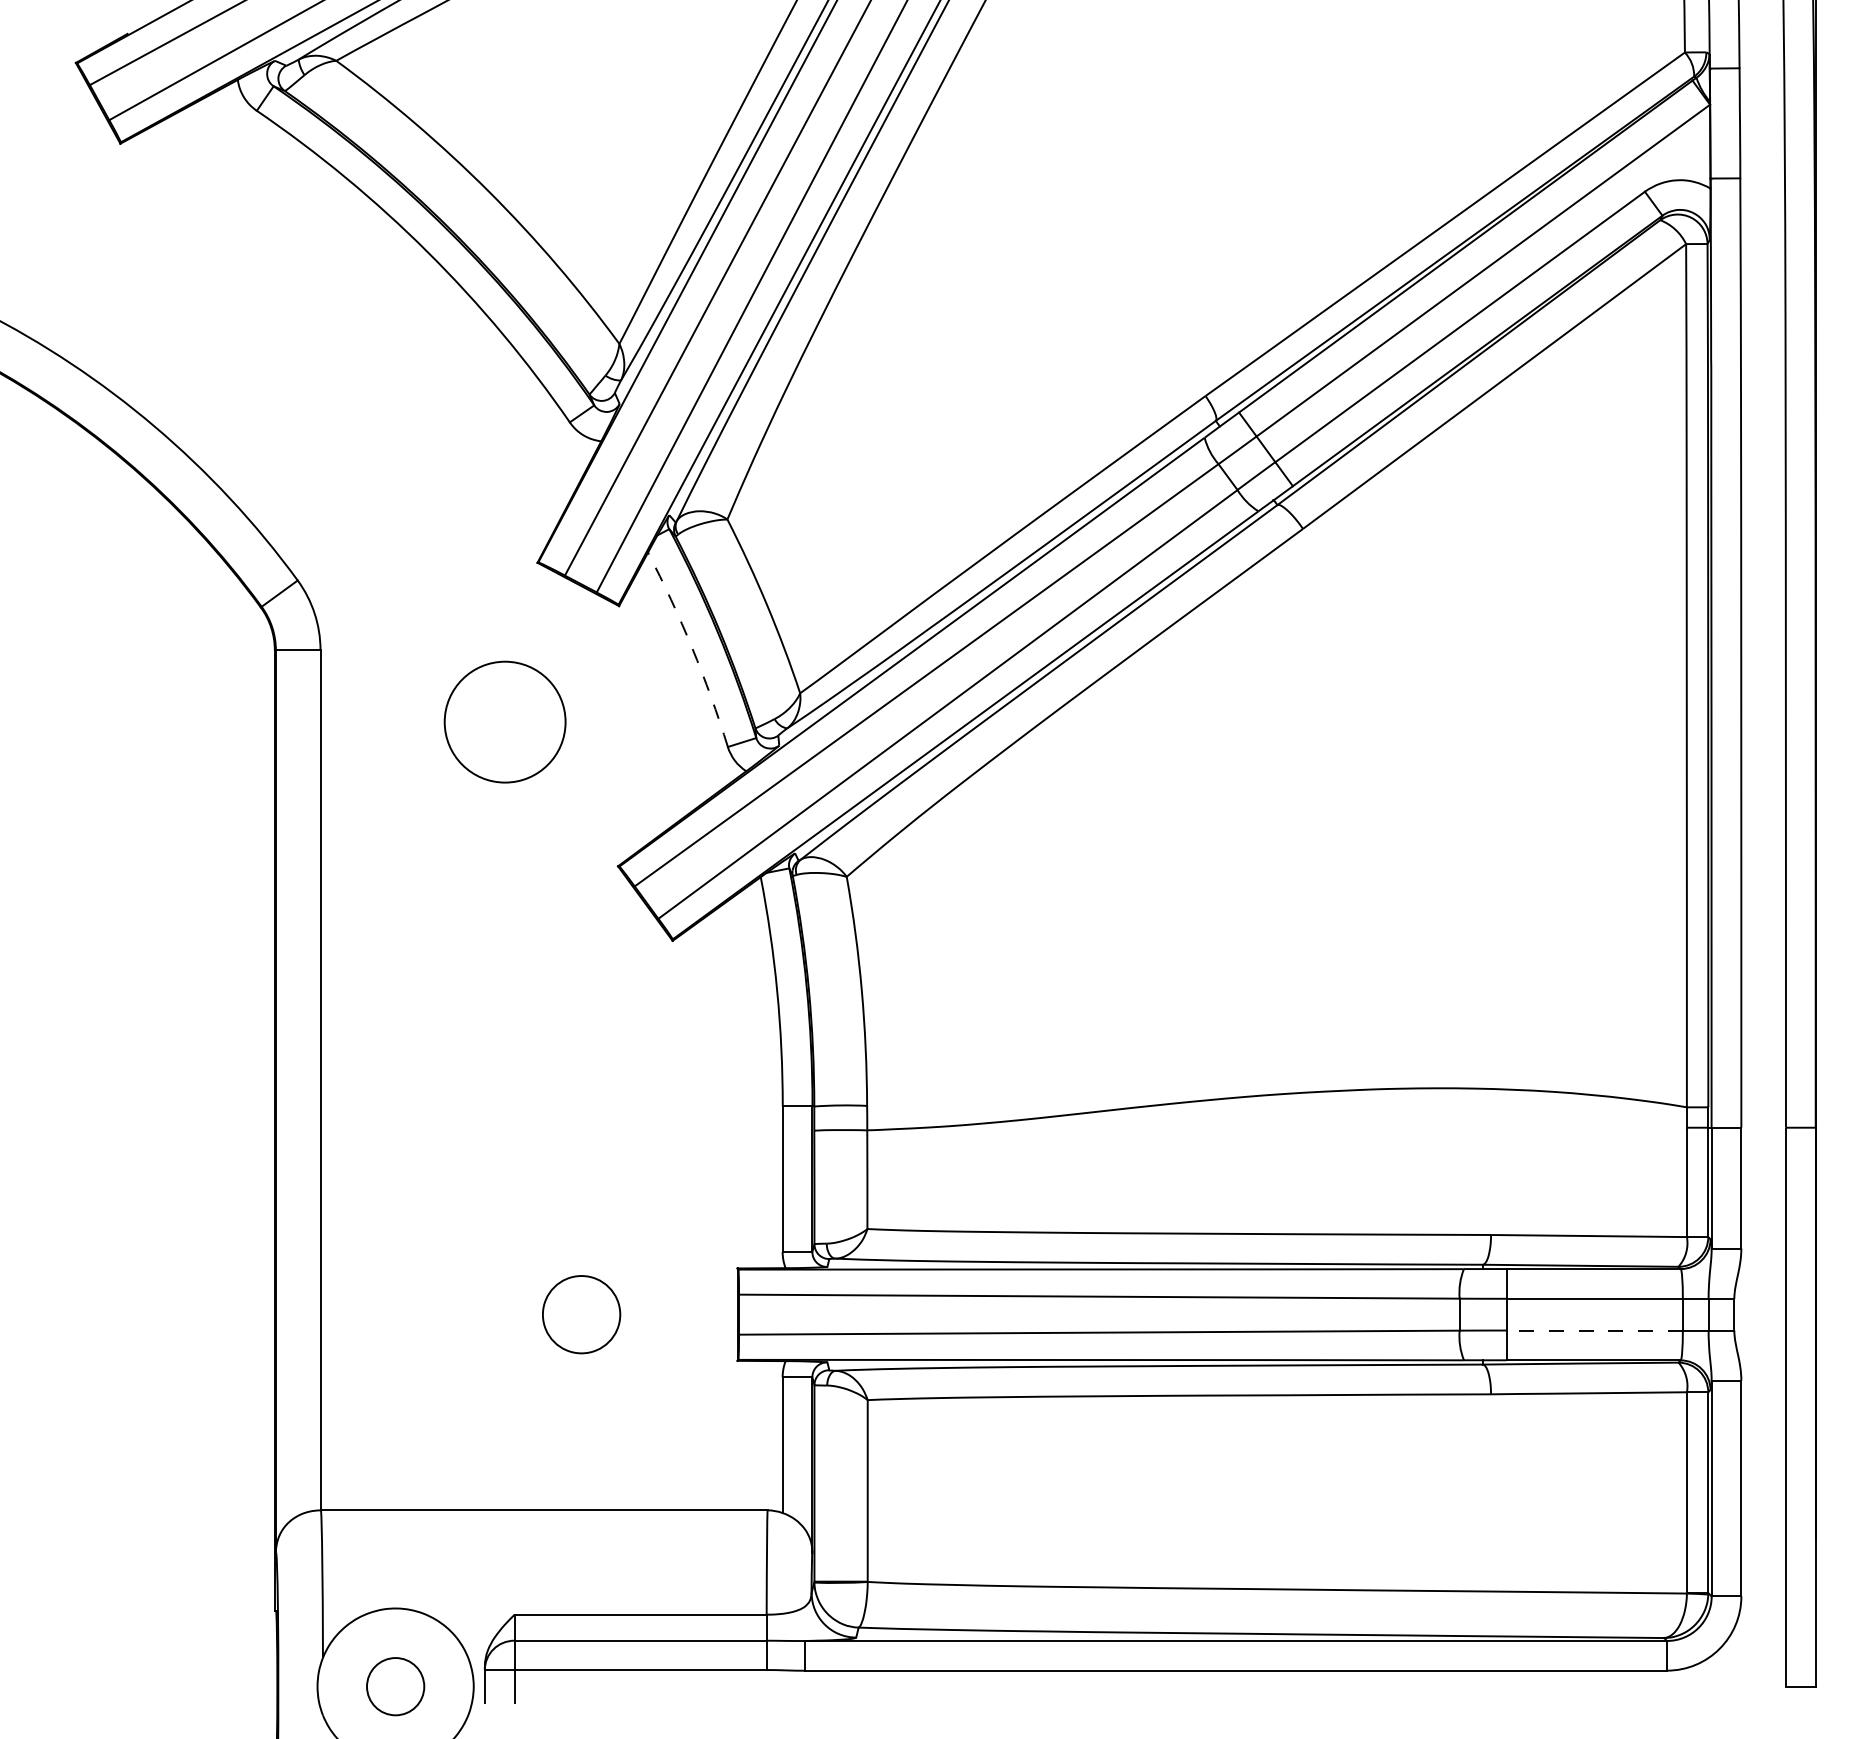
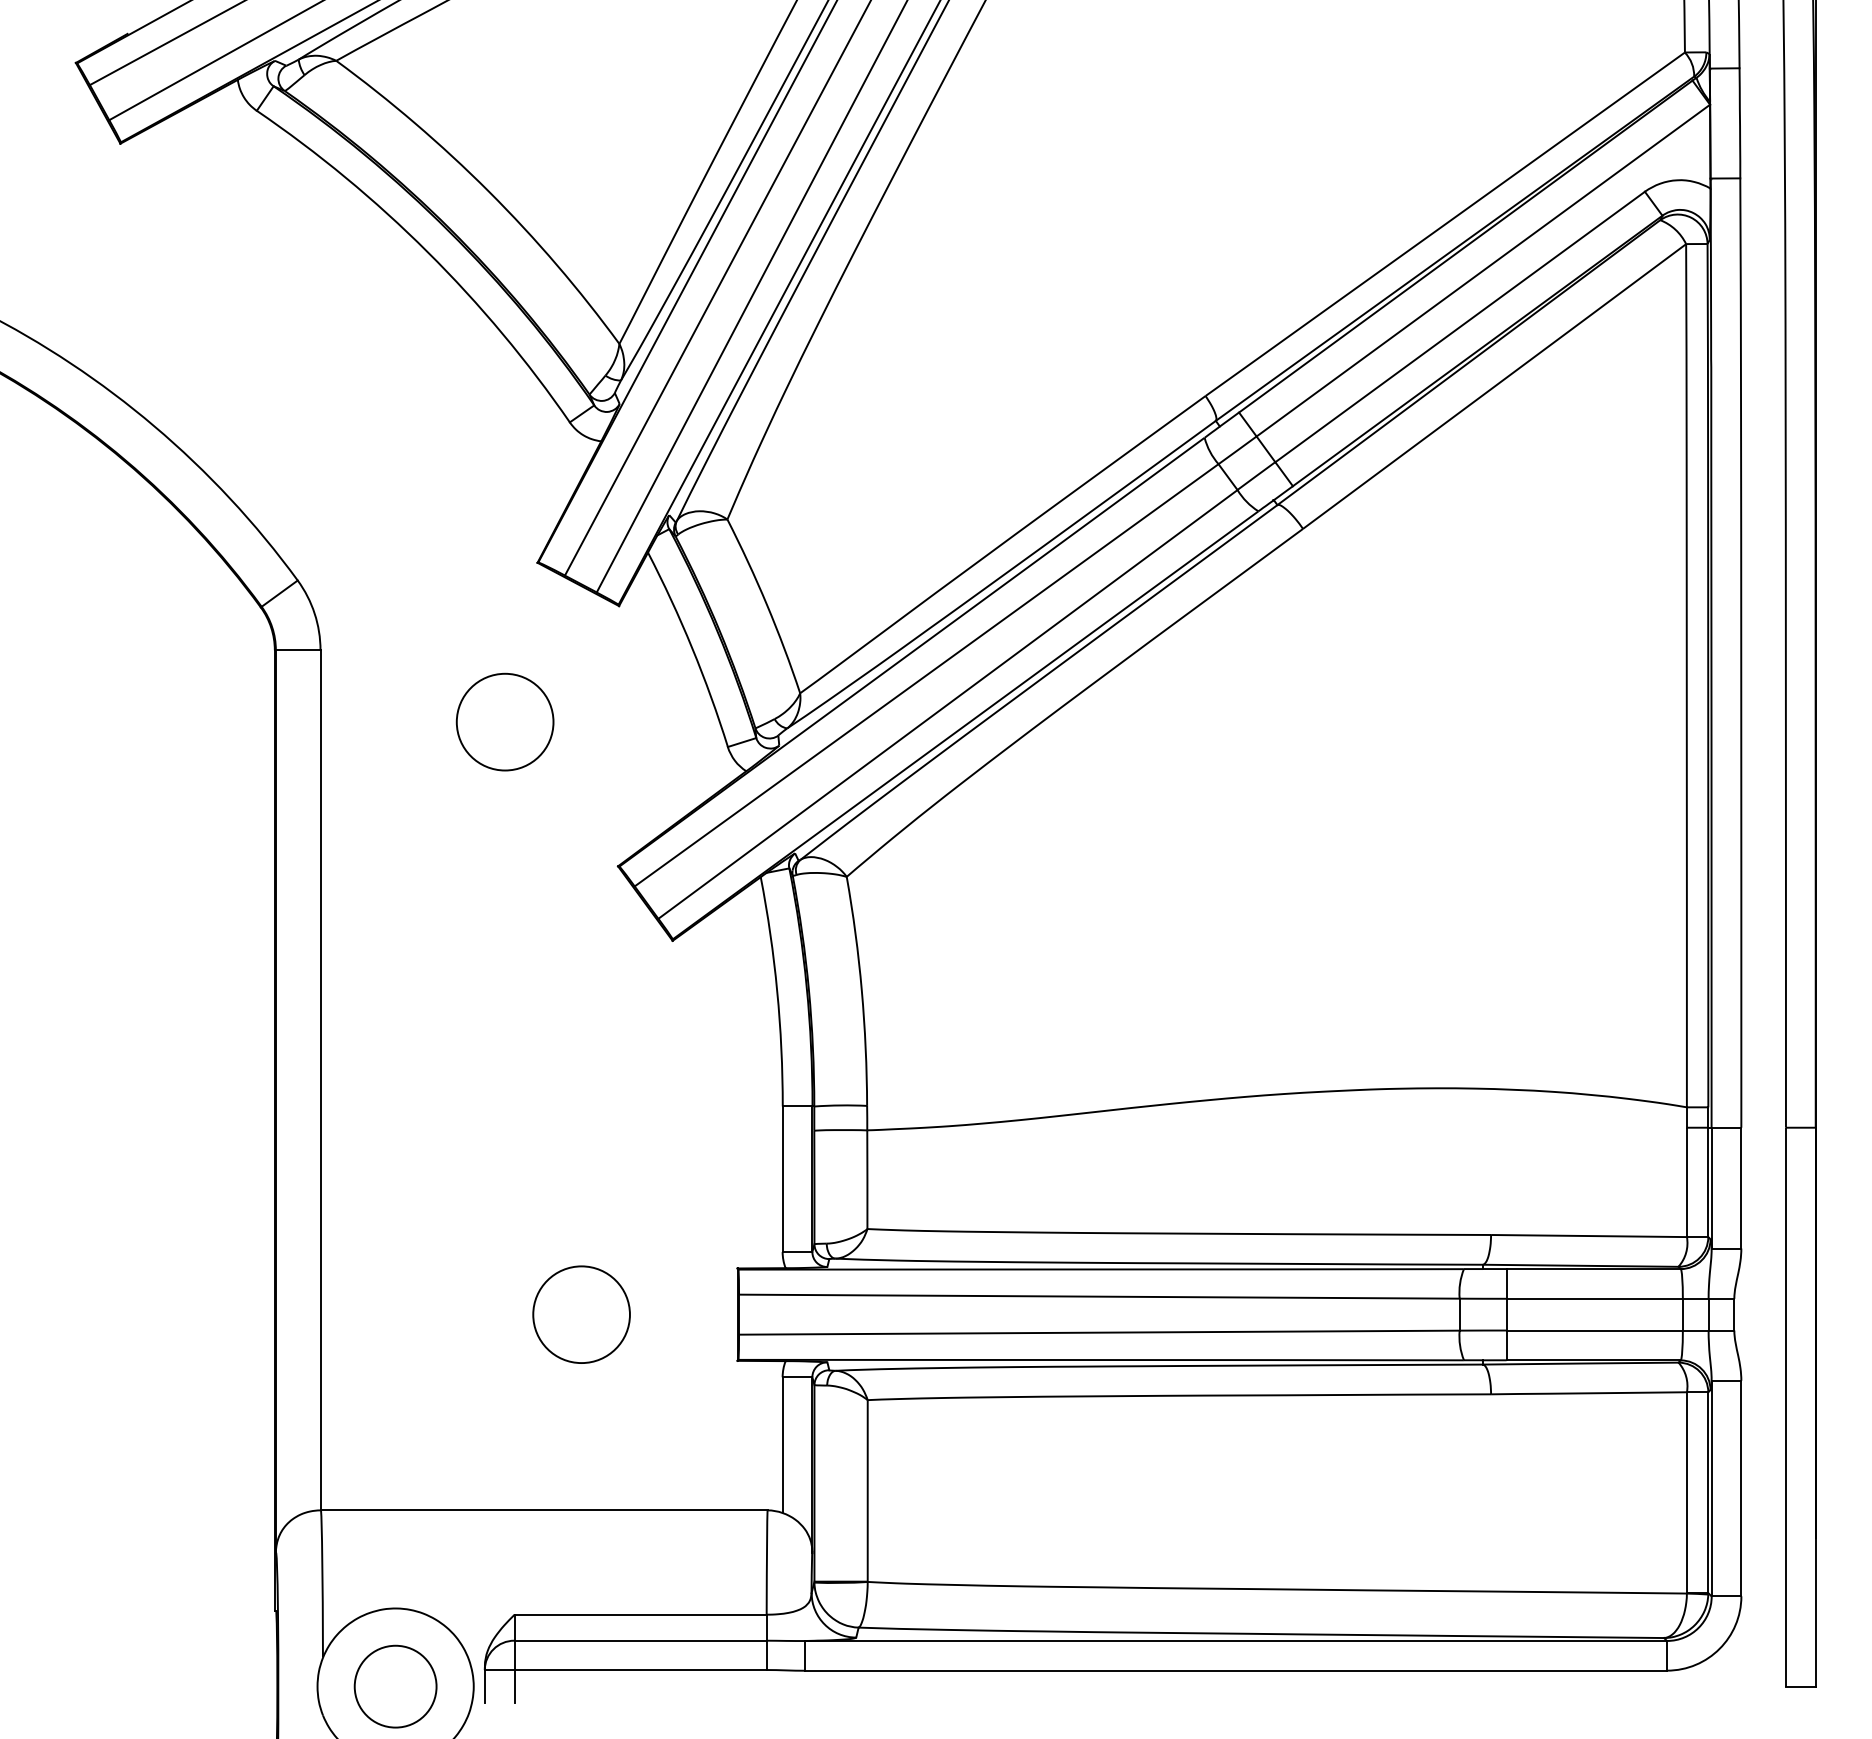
arc: dashed -> solid (692, 648)
circle diameter: 121 px -> 97 px (504, 721)
circle size: 80x80 px -> 99x99 px (581, 1314)
line: dashed -> solid (1594, 1330)
circle diameter: 57 px -> 82 px (395, 1686)
